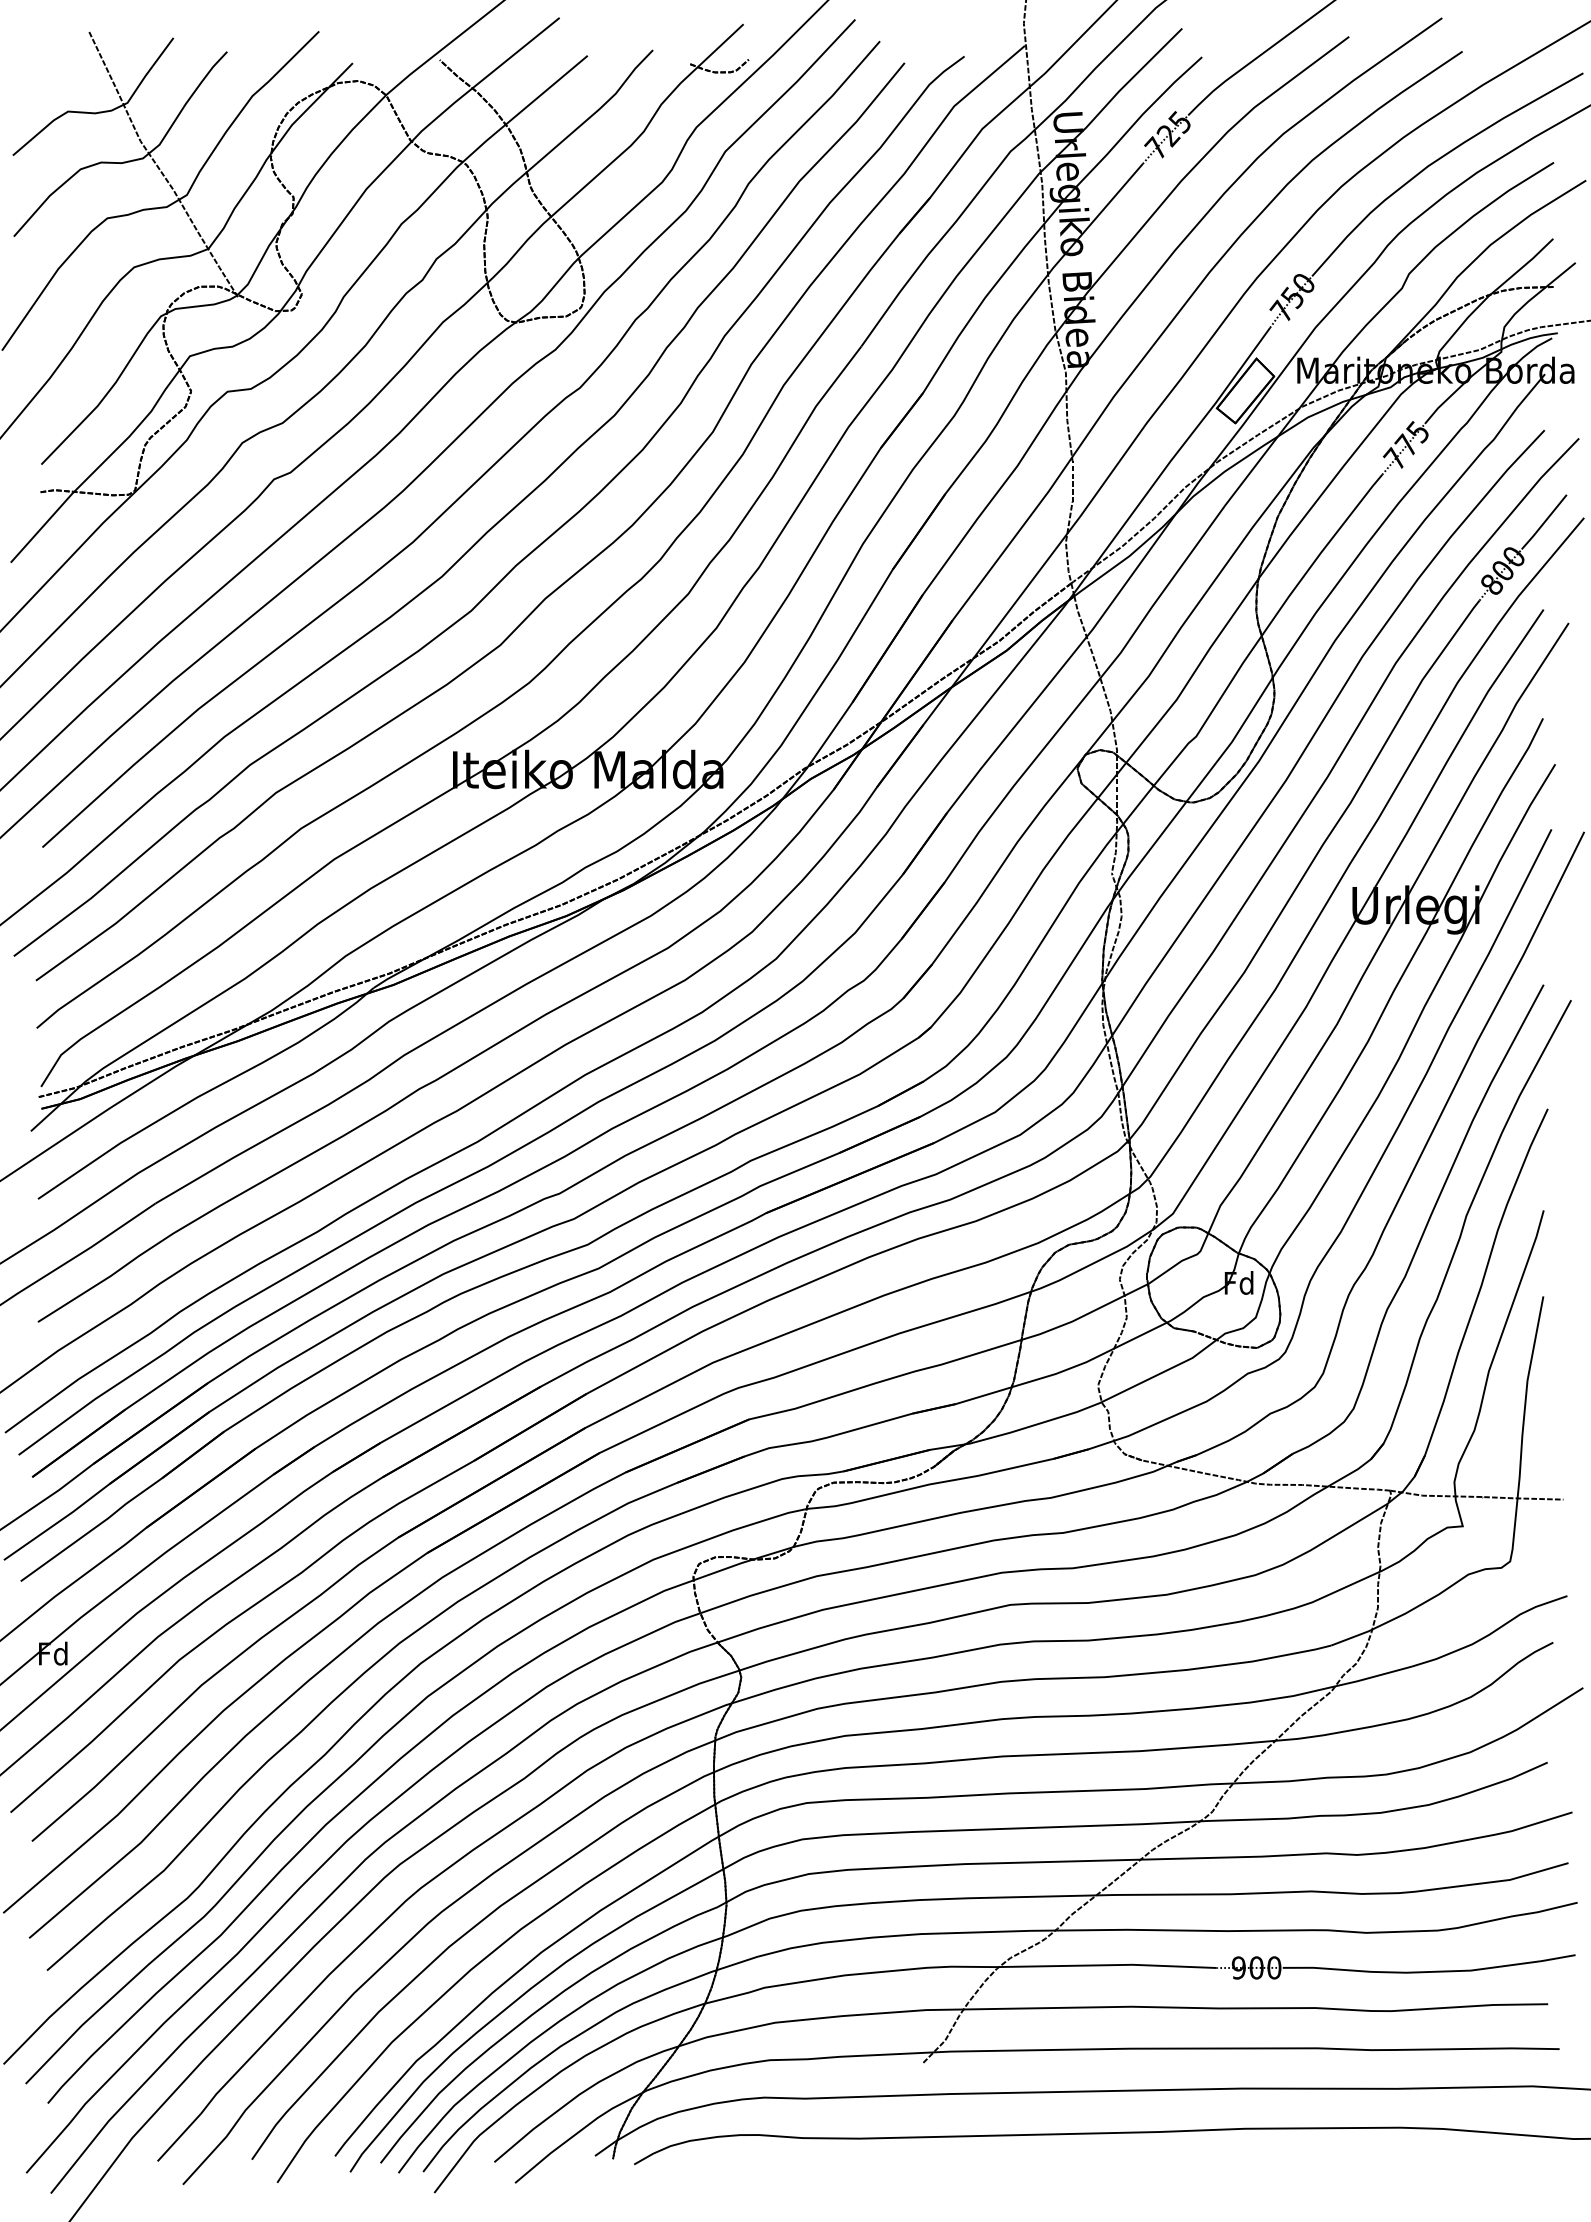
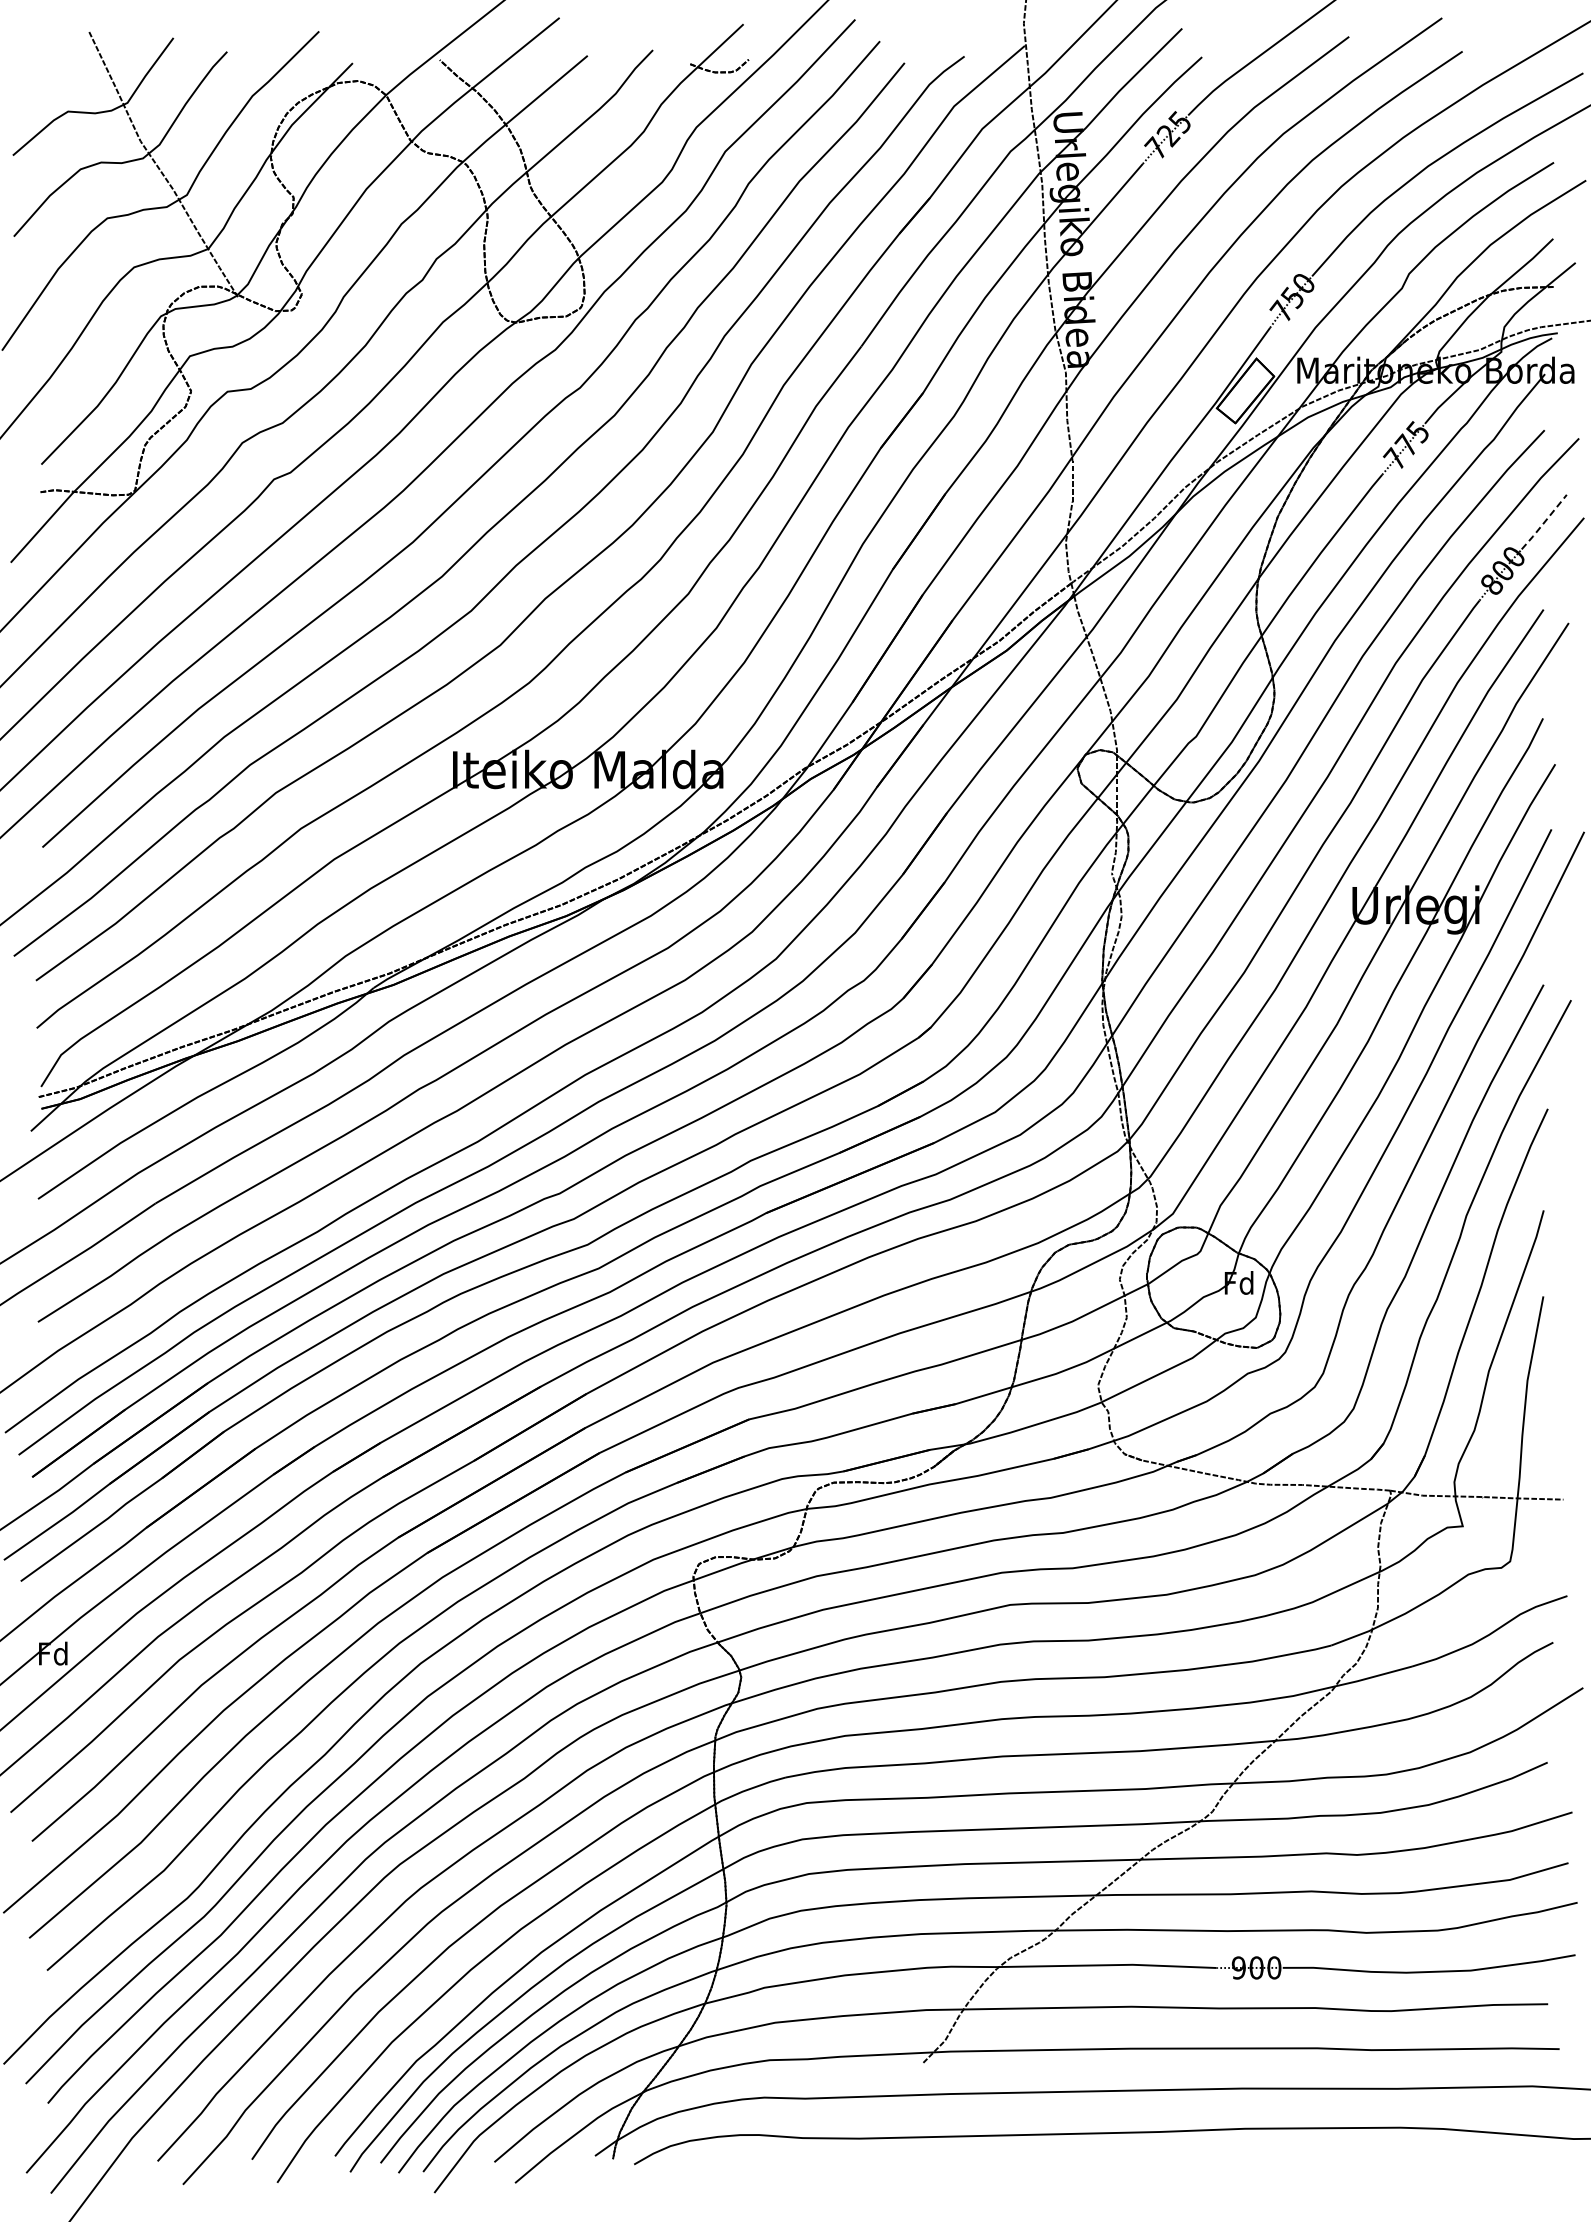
line: solid -> dashed (1544, 522)
